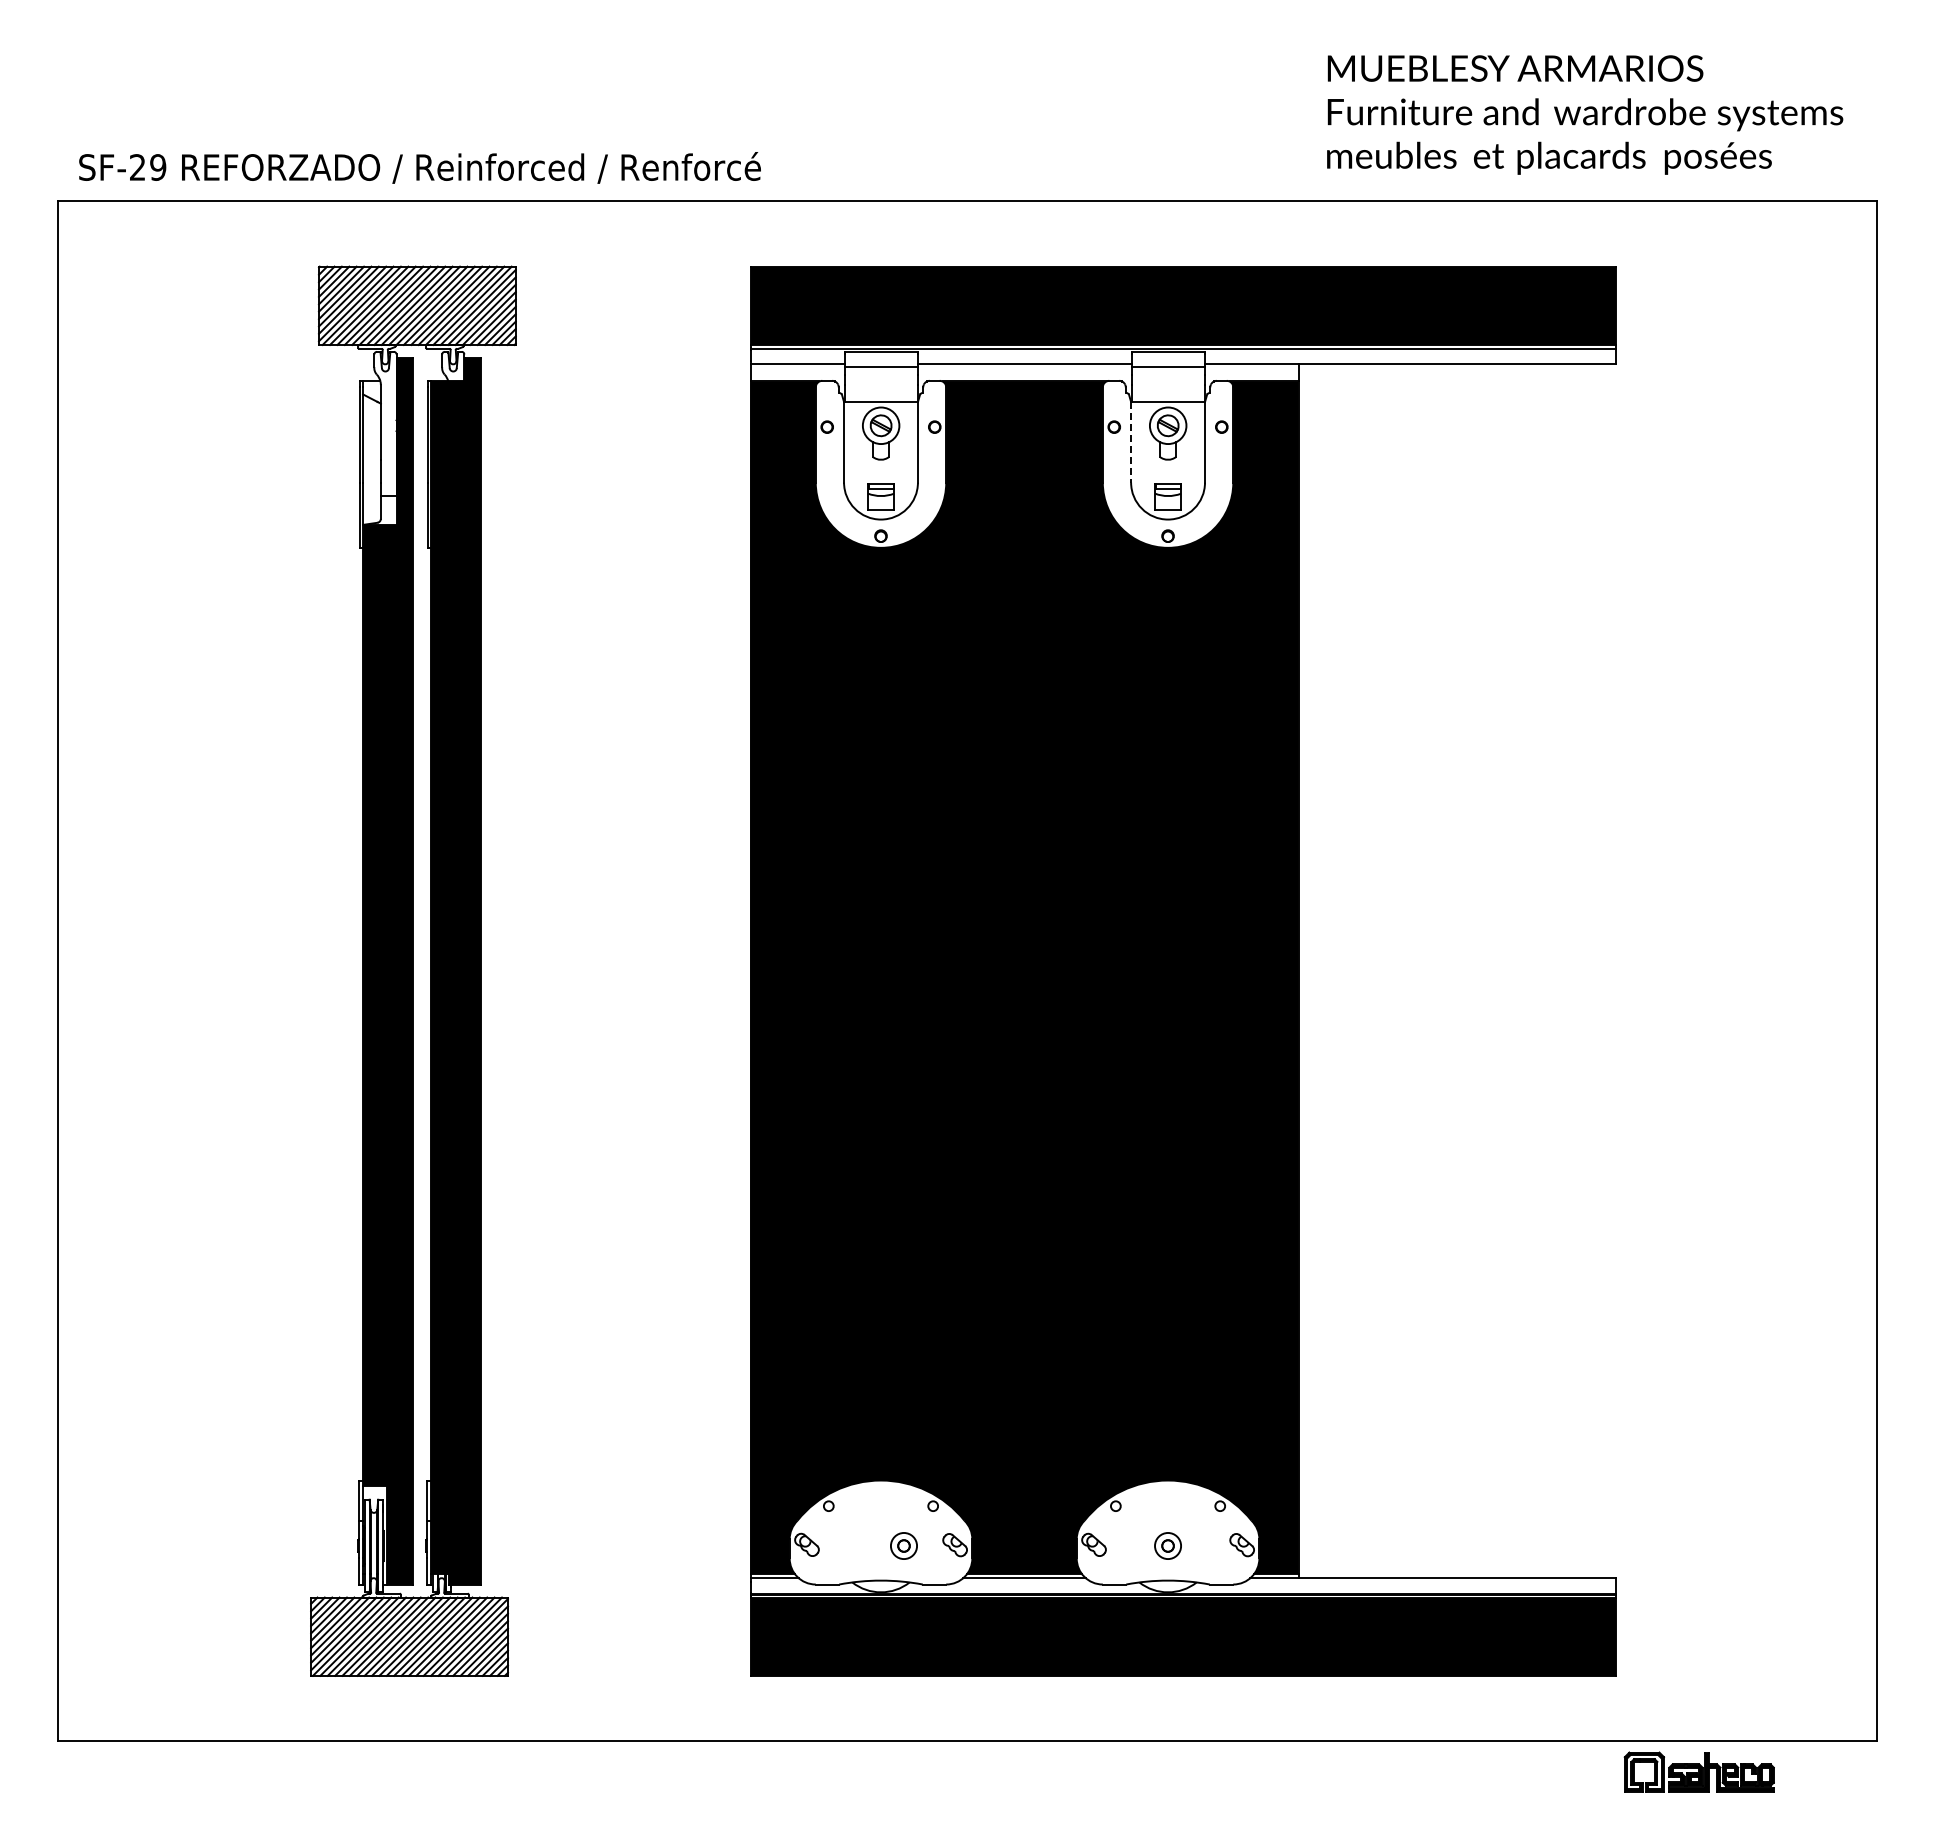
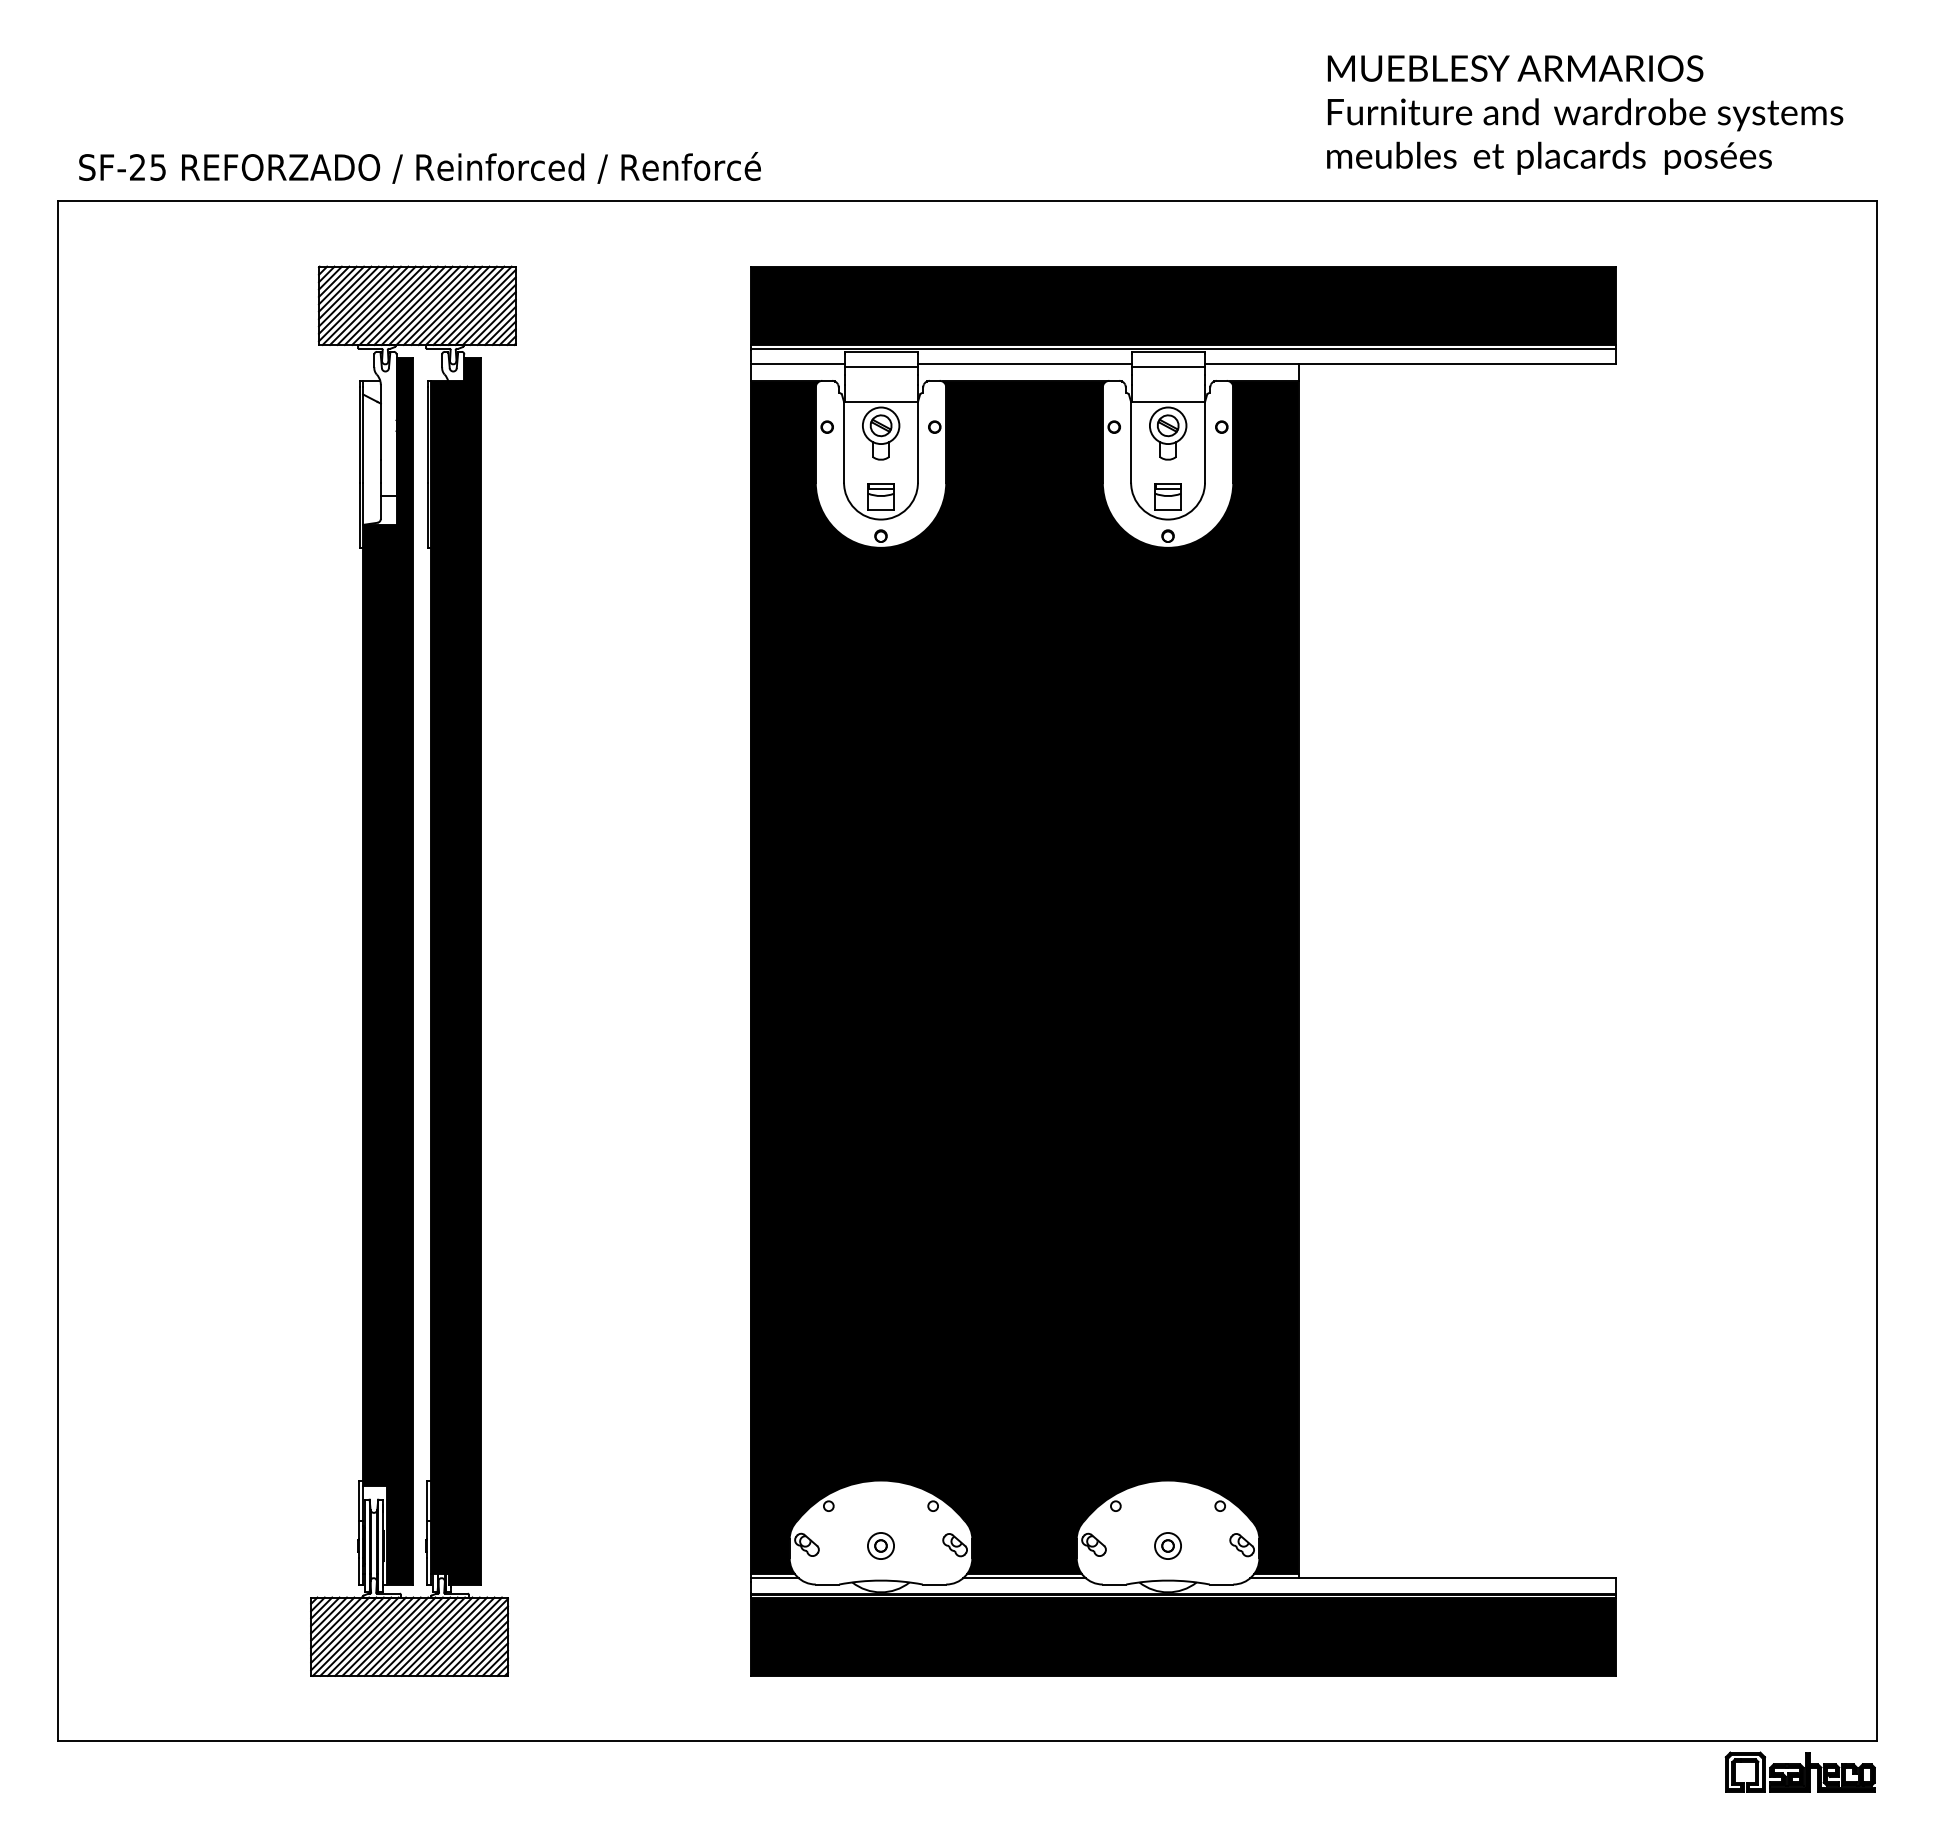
text: SF-29 -> SF-25 (158, 167)
line: dashed -> solid (1131, 442)
part position: (903, 1545) -> (880, 1545) (880, 1545)
part position: (1698, 1771) -> (1799, 1771) (1799, 1771)
